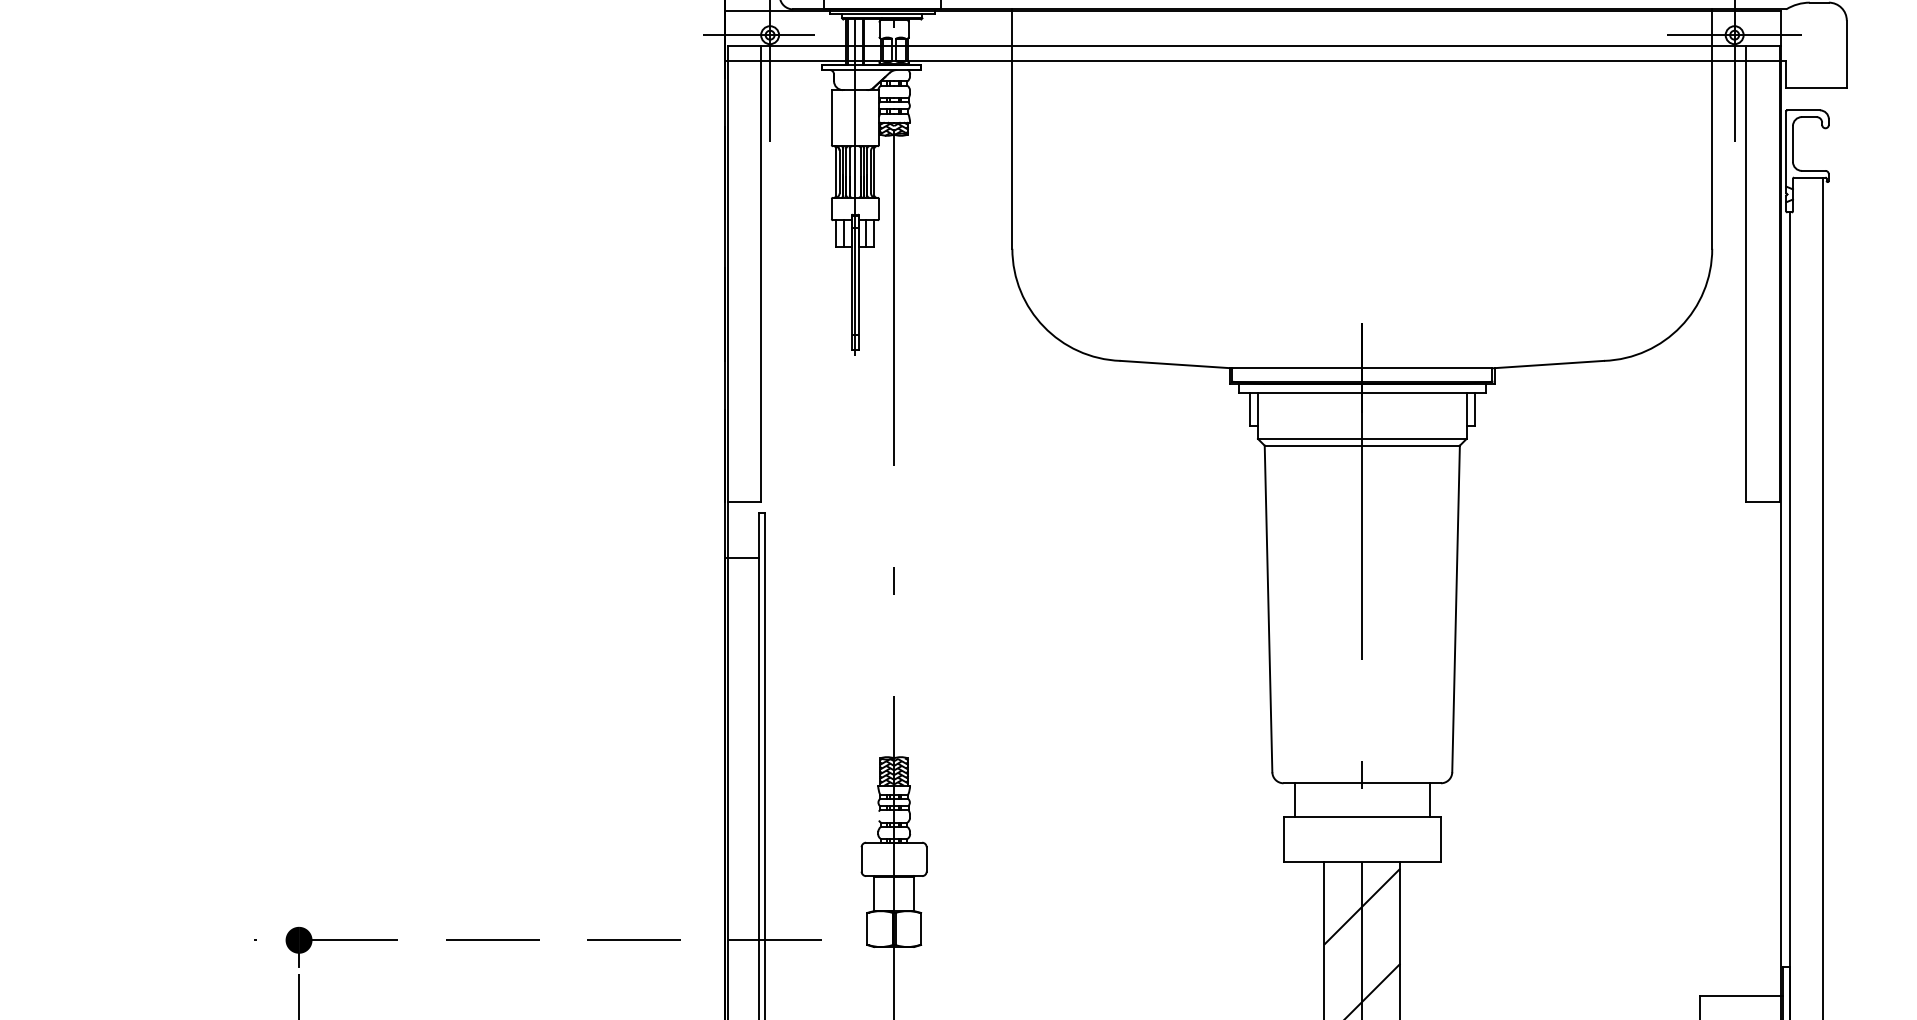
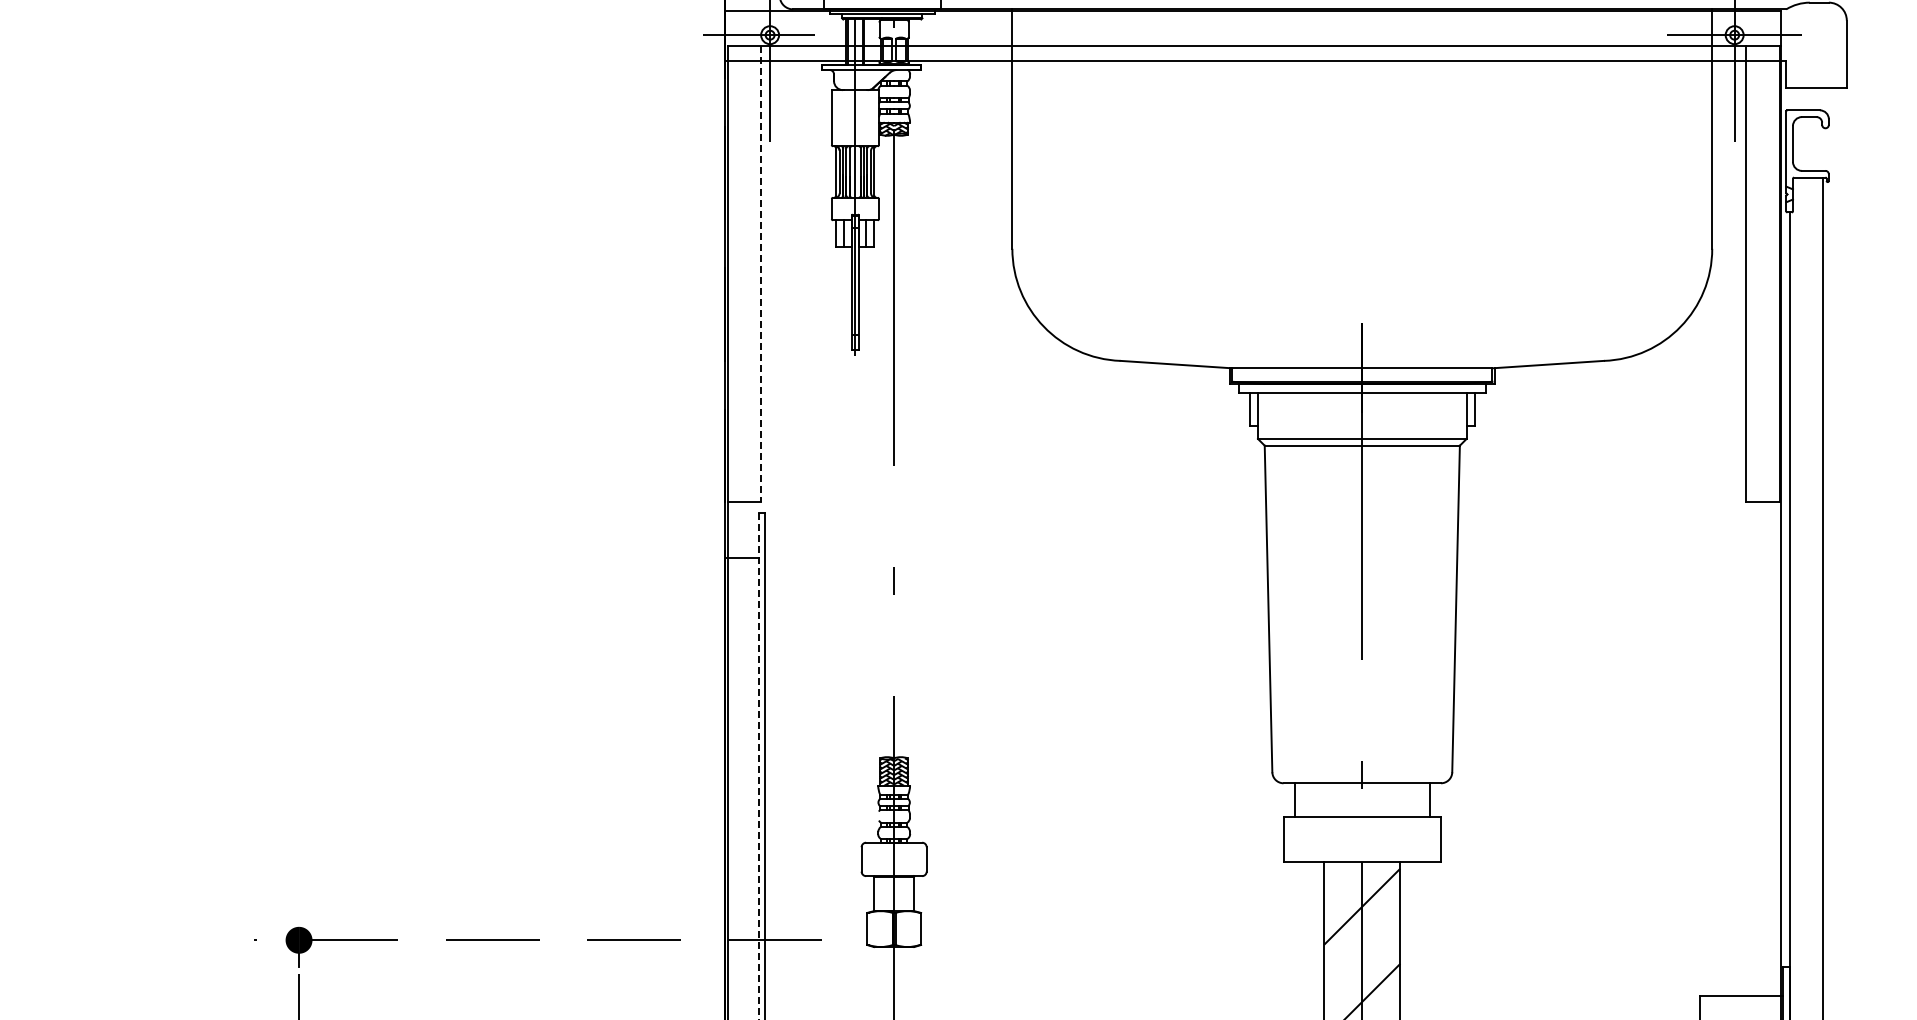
line: solid -> dashed (761, 274)
line: solid -> dashed (758, 766)
